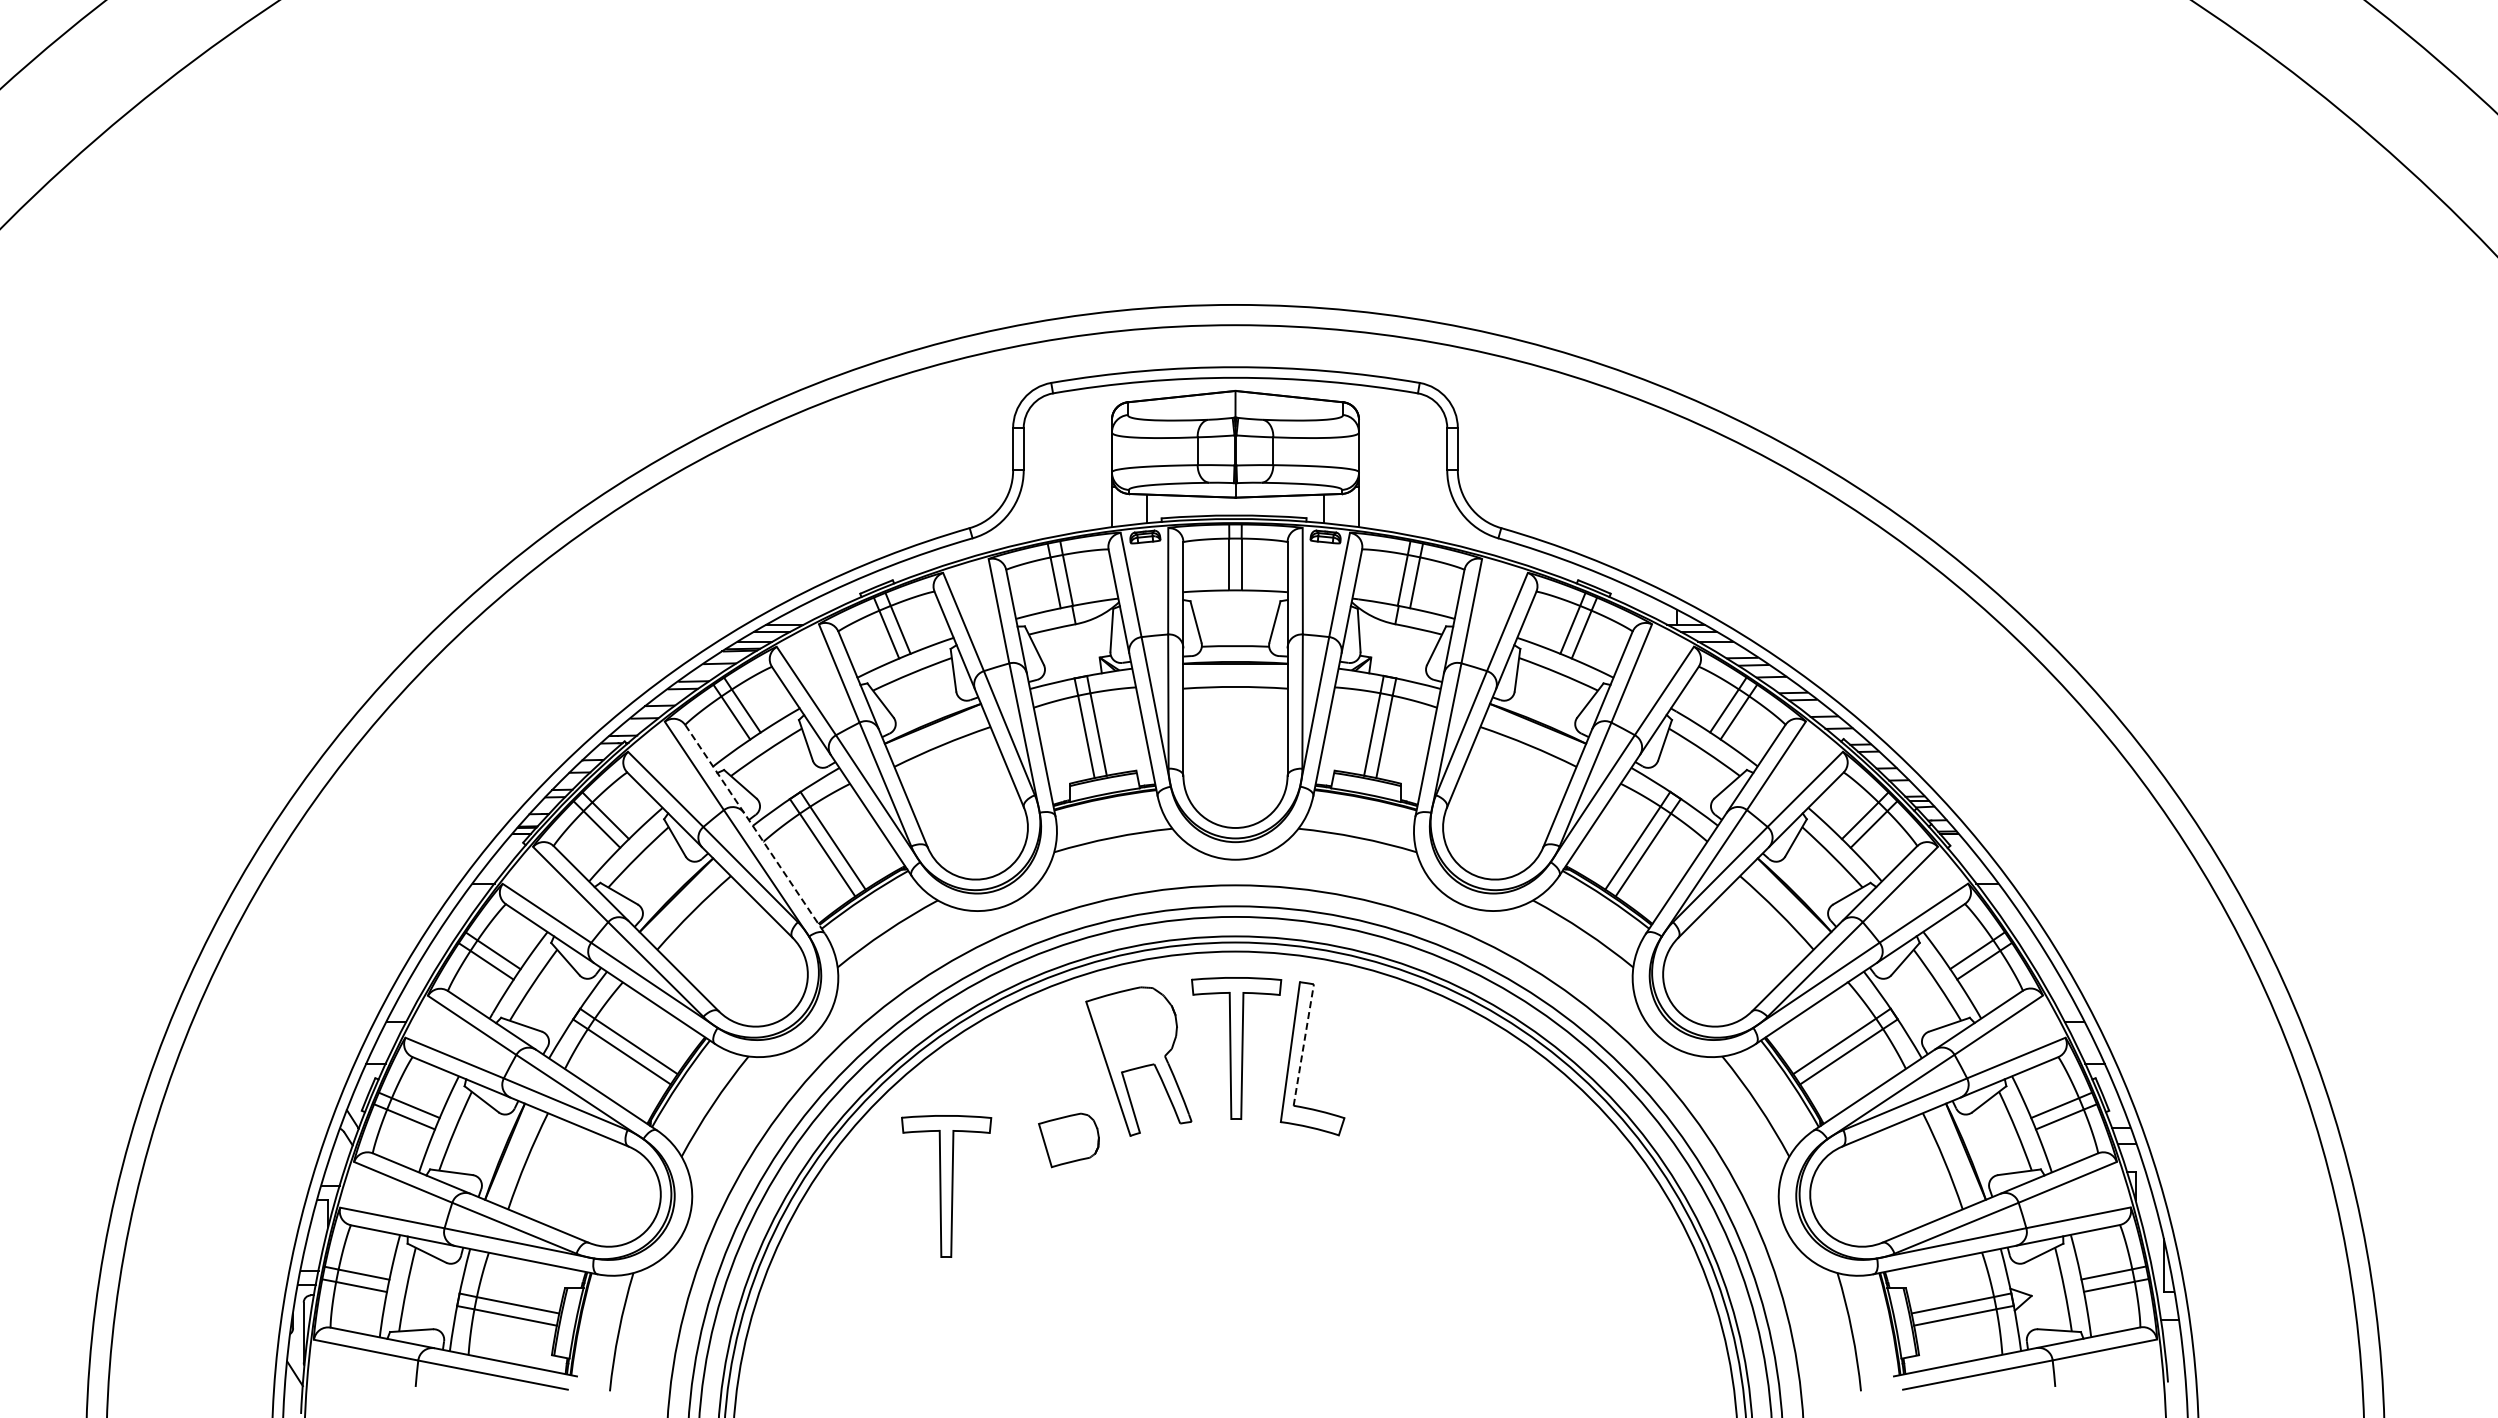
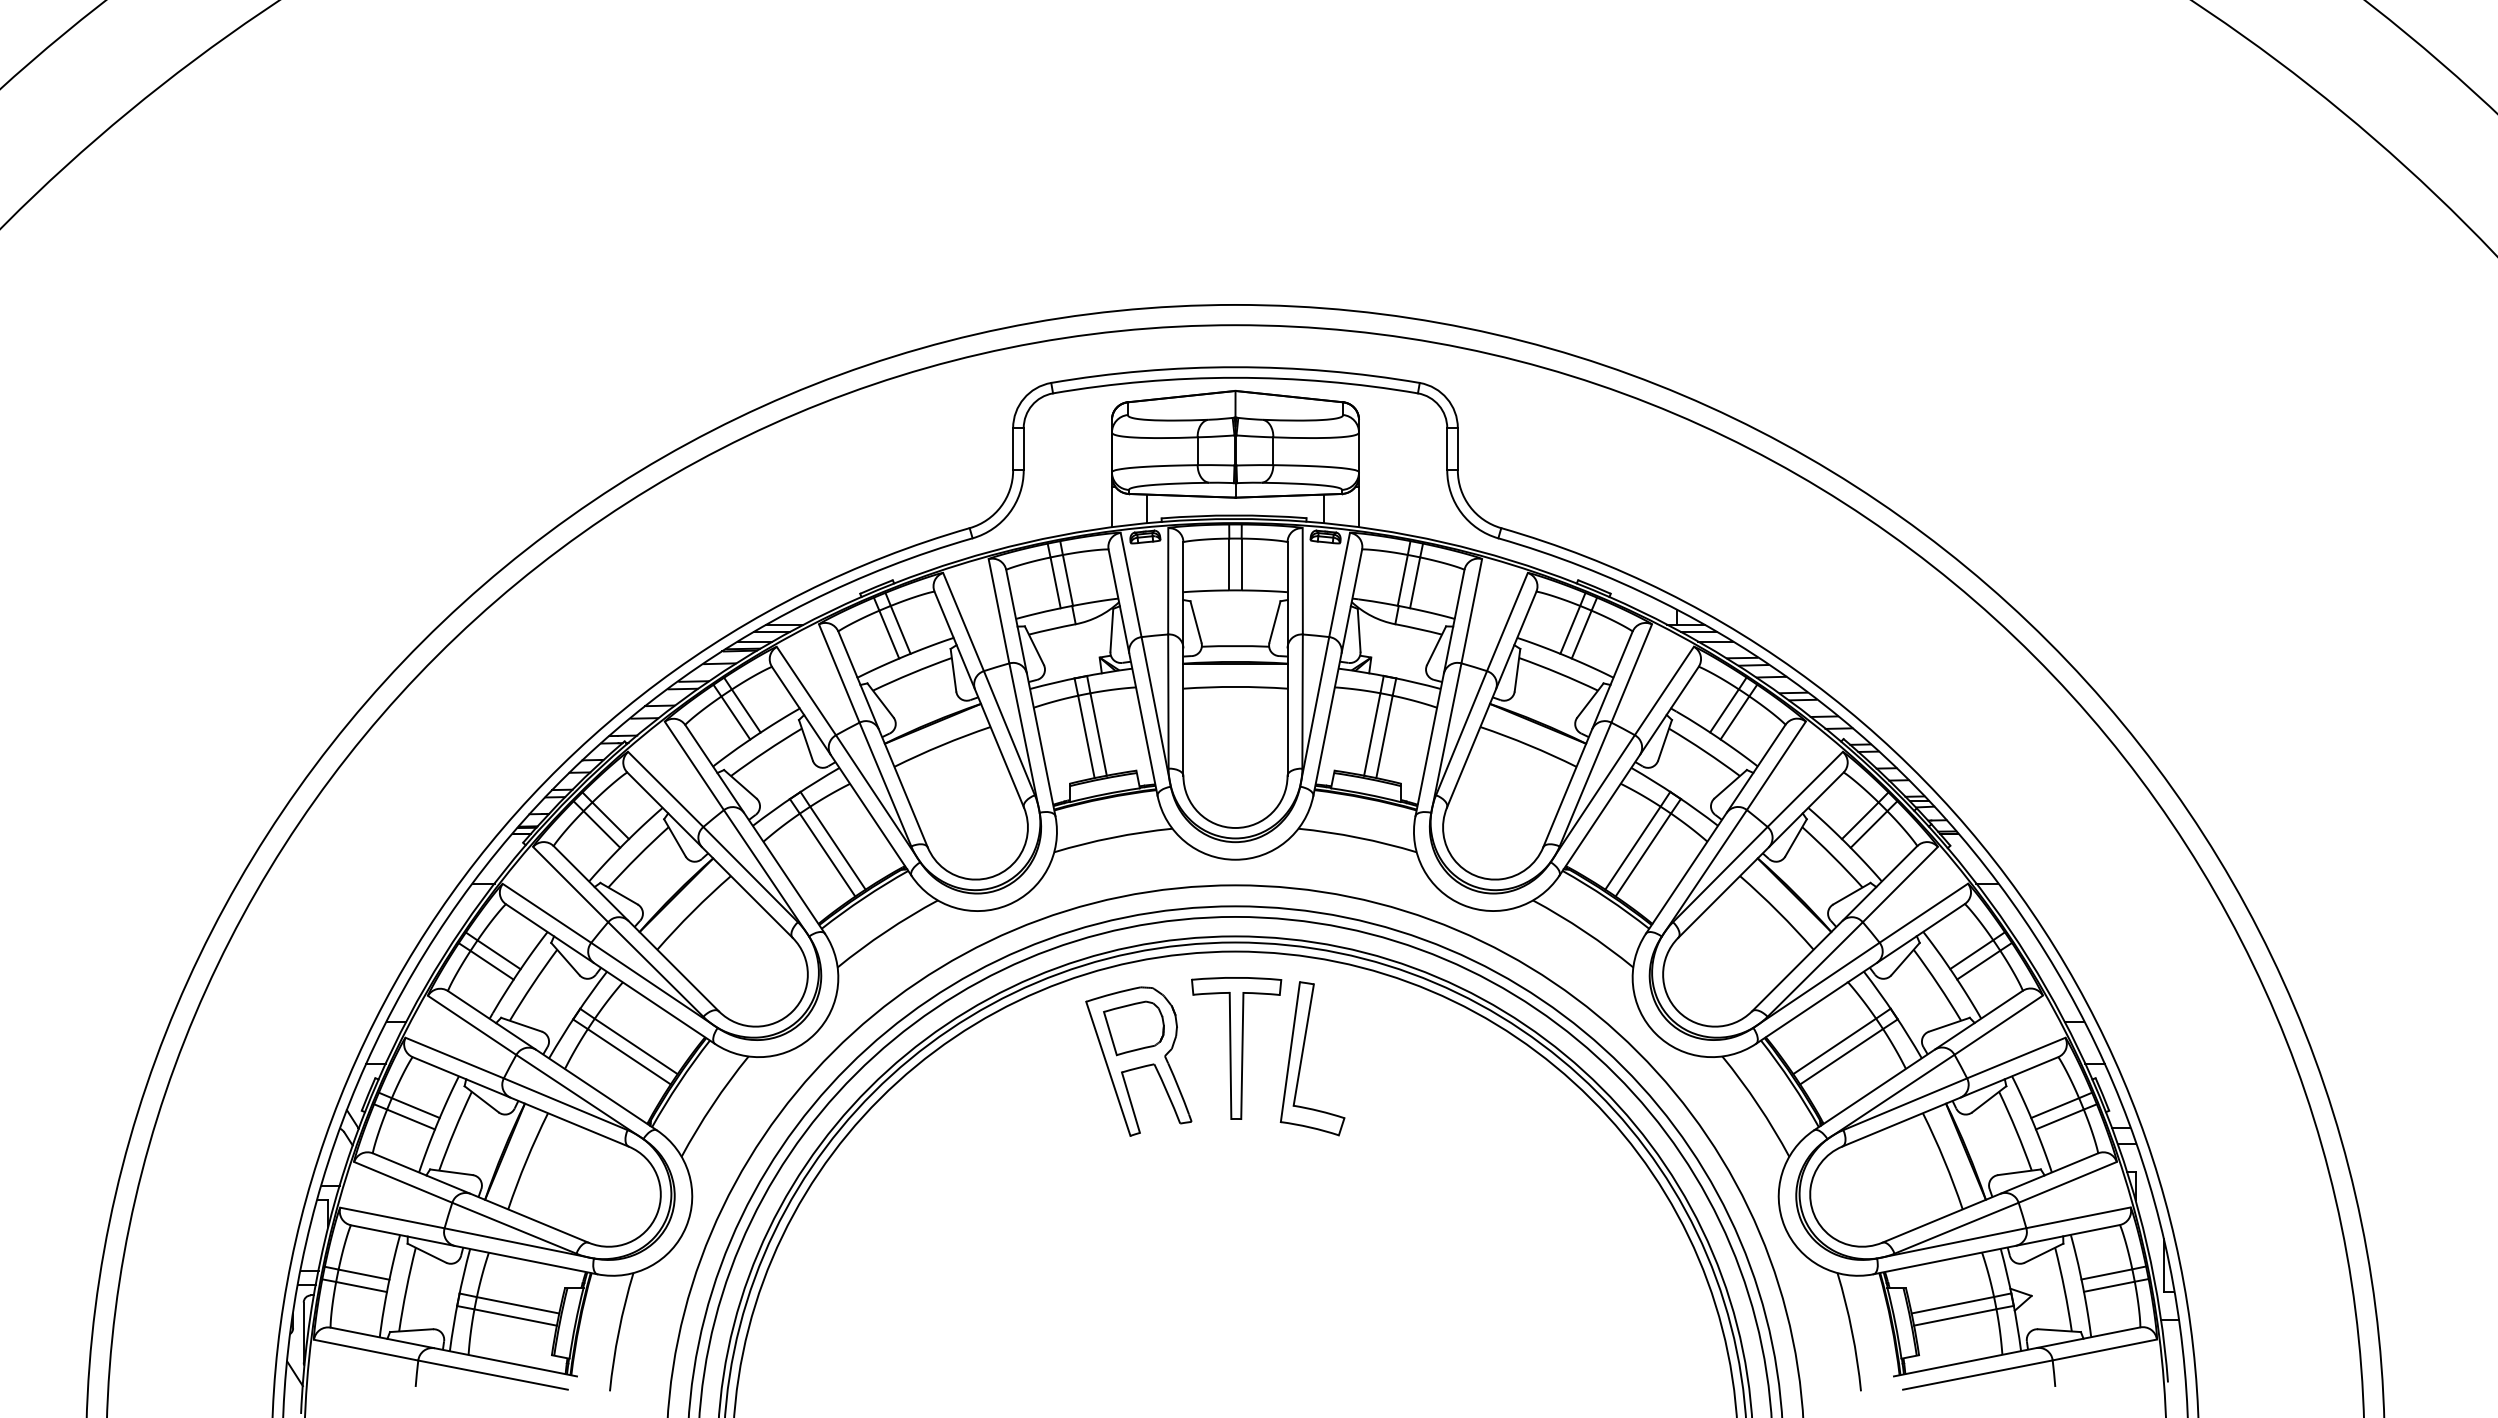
line: dashed -> solid (755, 829)
line: dashed -> solid (1303, 1045)
part position: (1068, 1140) -> (1133, 1028) (1133, 1028)
part: present -> none (946, 1186)
